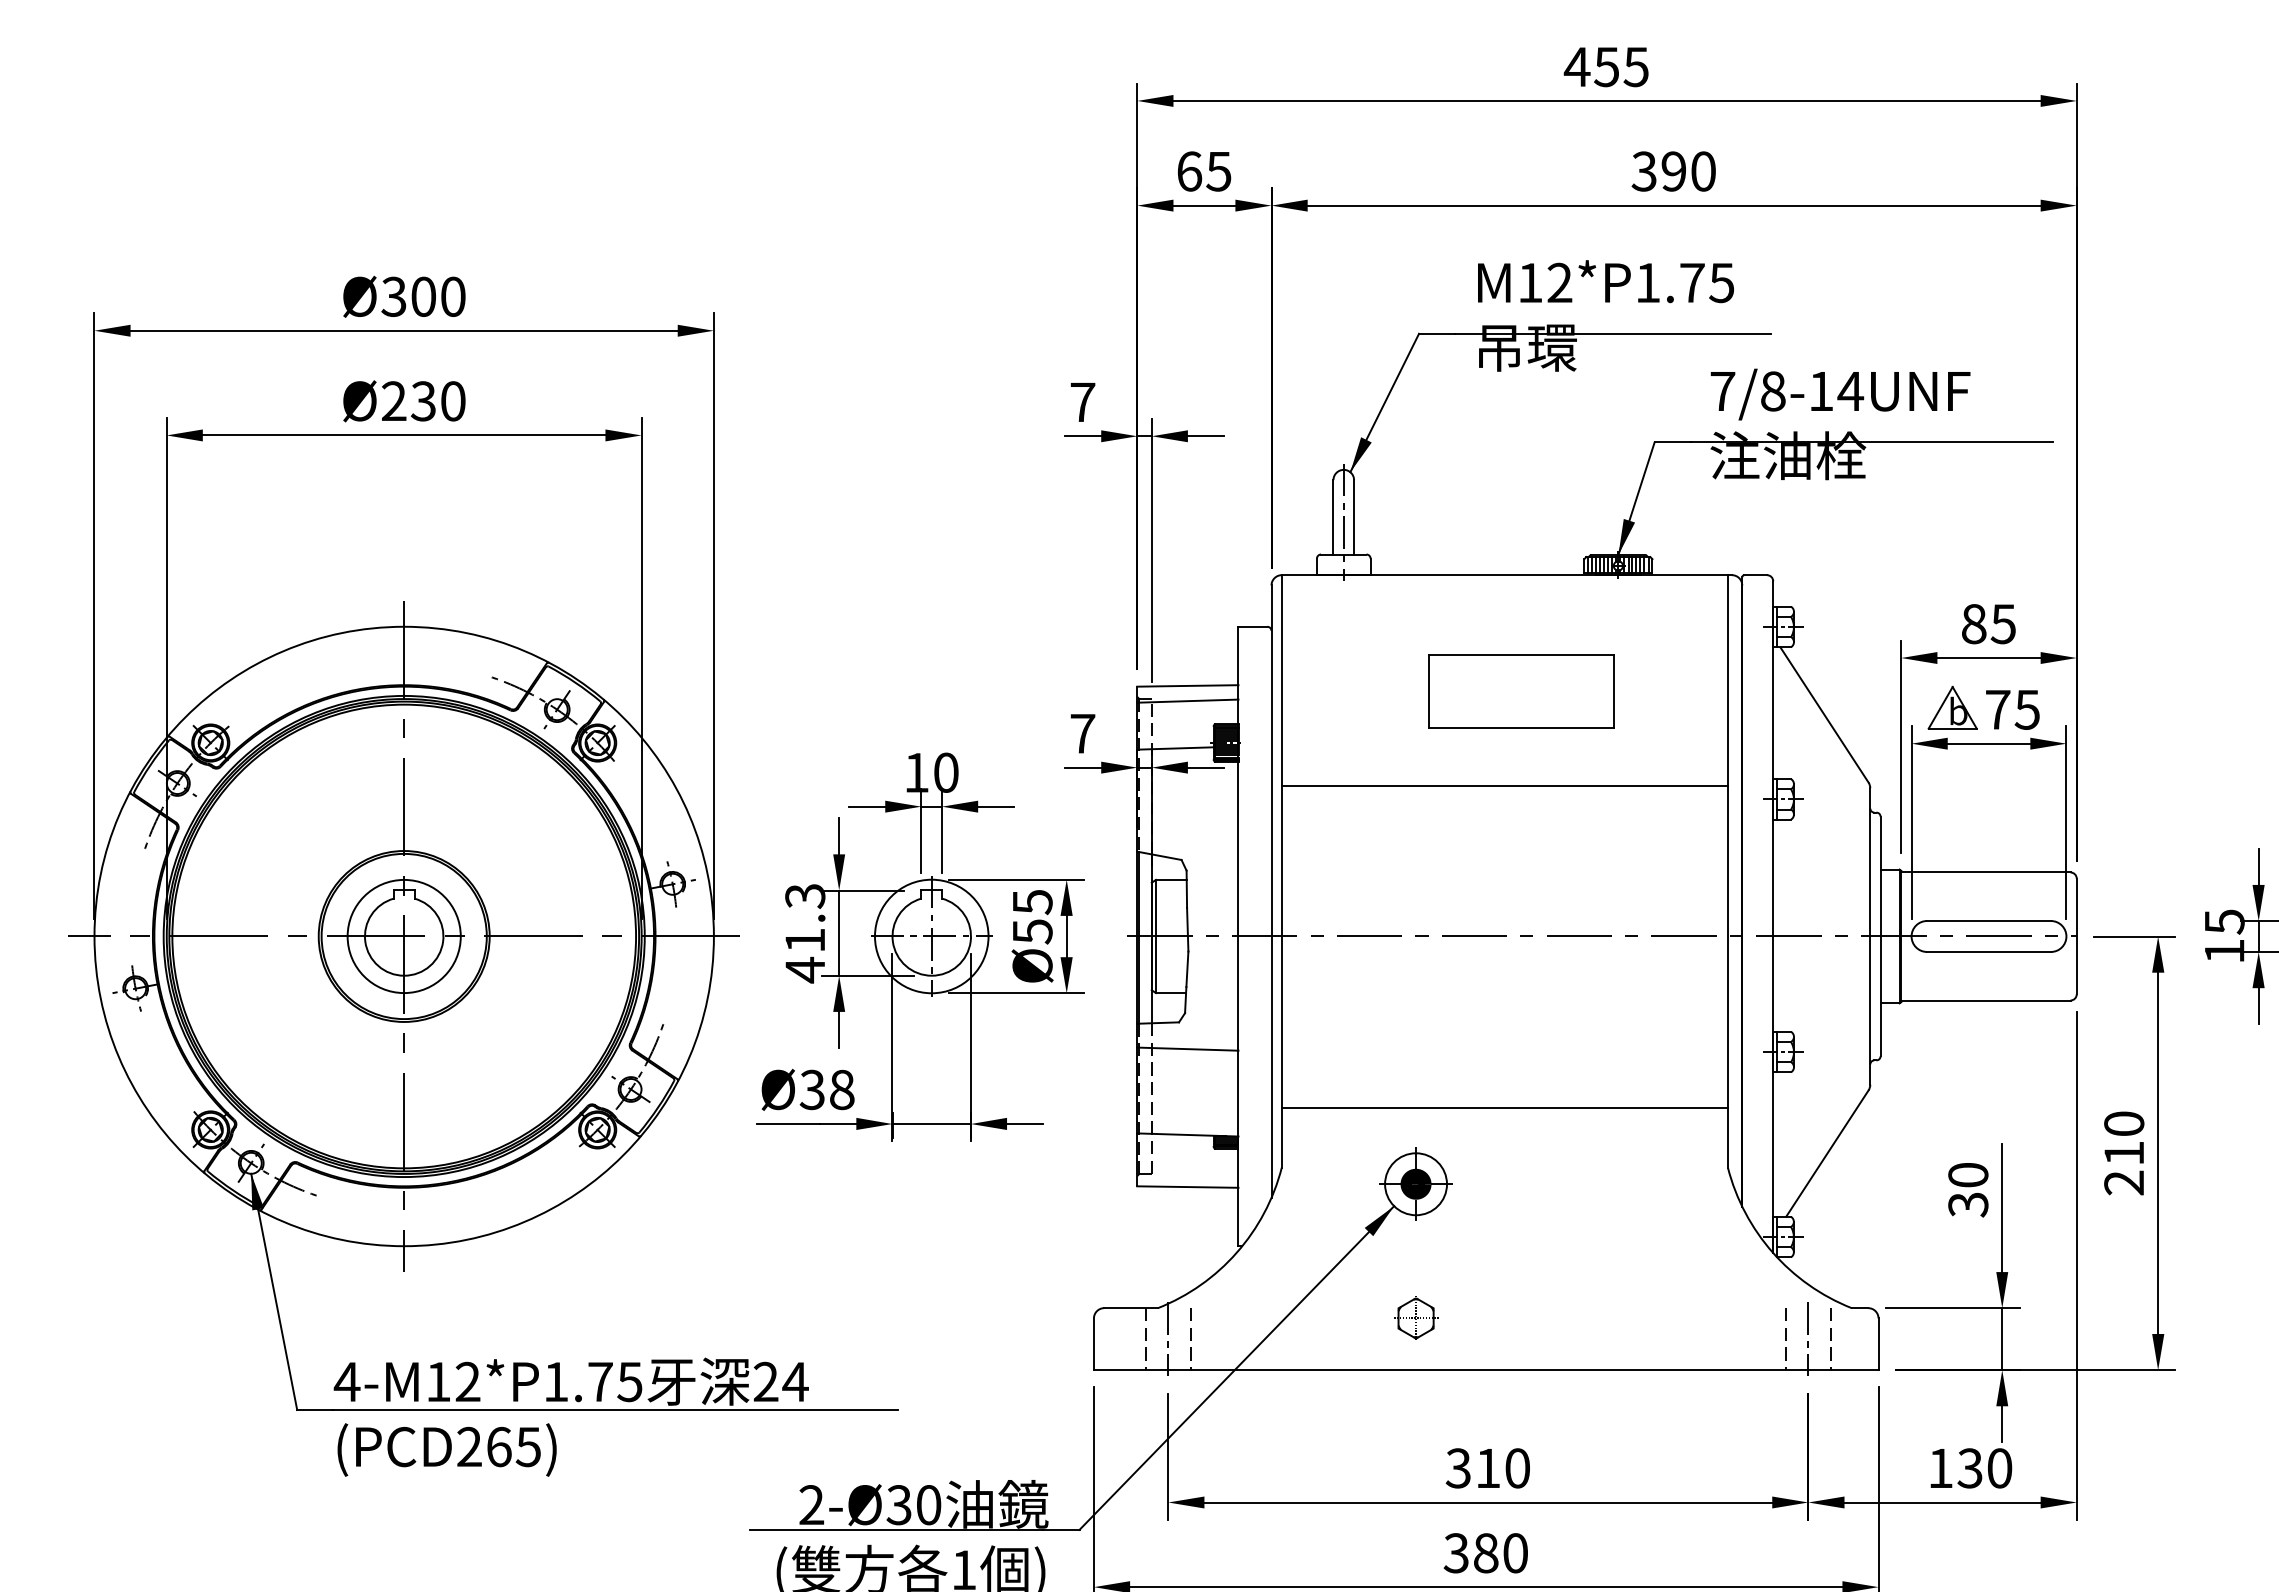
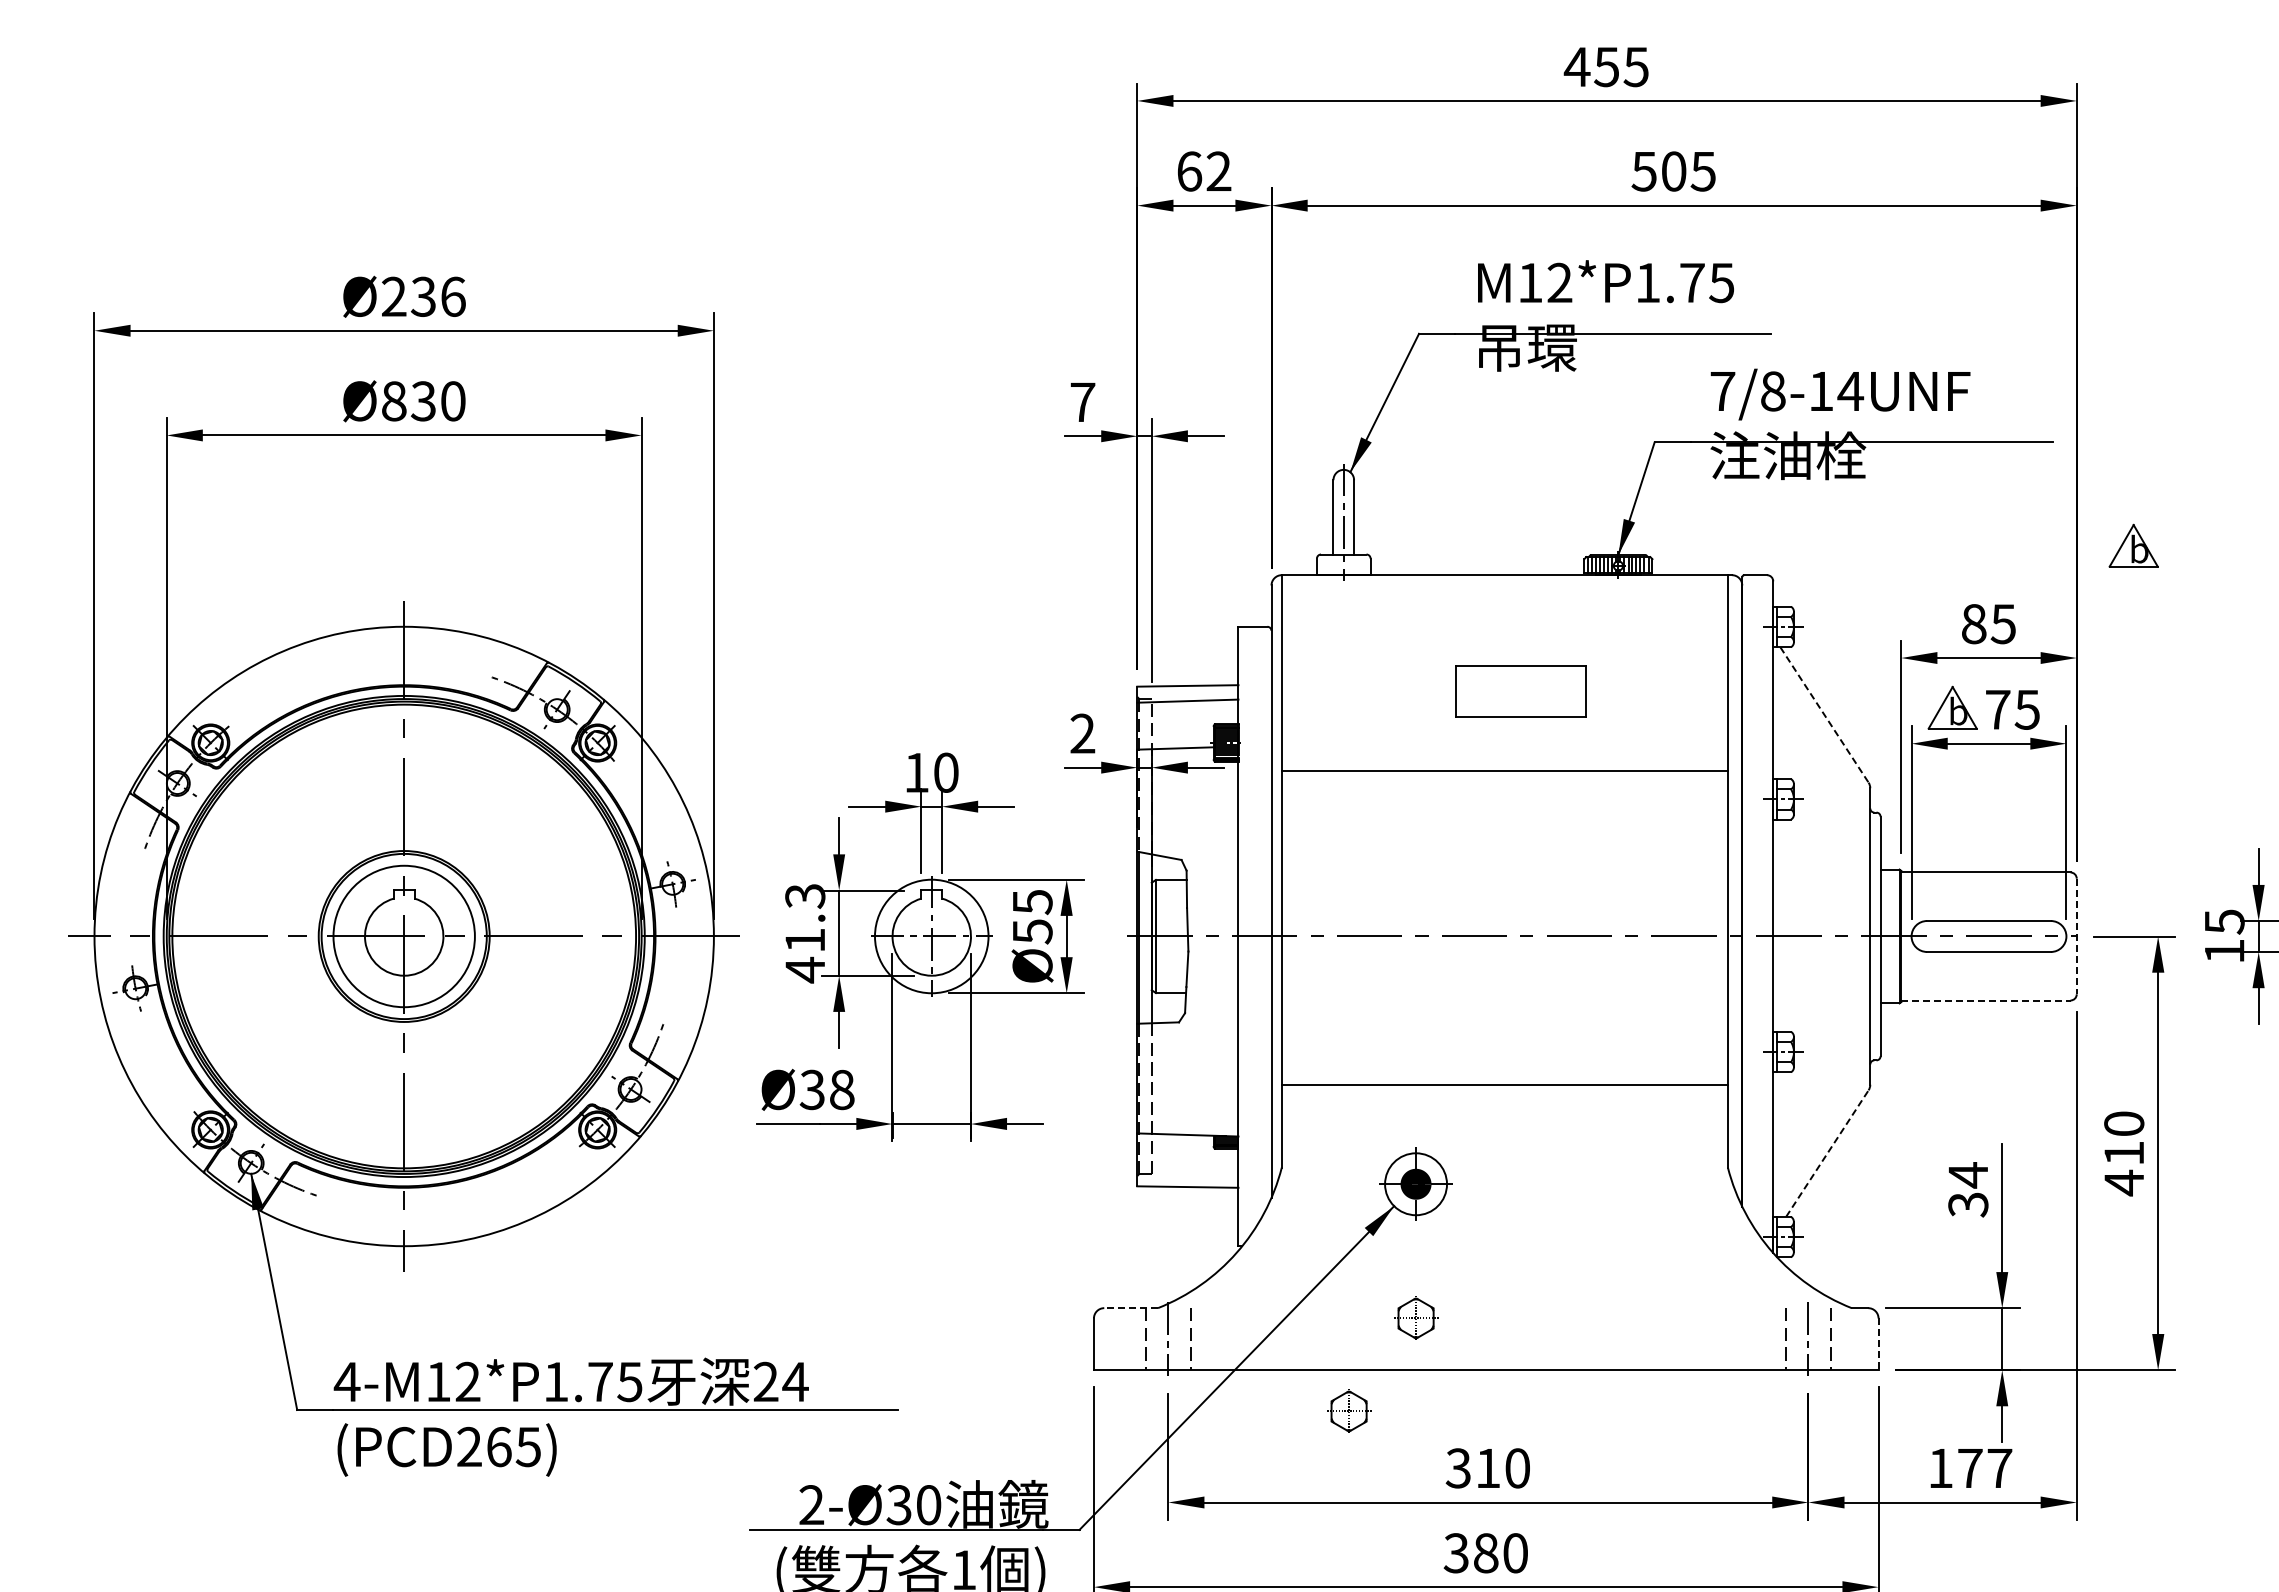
text: 65 -> 62 (1218, 171)
text: 390 -> 505 (1673, 171)
text: Ø300 -> Ø236 (423, 296)
text: Ø230 -> Ø830 (394, 401)
part: none -> present (2133, 545)
part size: 187x75 px -> 132x53 px (1520, 691)
line: solid -> dashed (1824, 714)
text: 7 -> 2 (1082, 733)
line position: (1504, 785) -> (1504, 770) (1504, 770)
circle diameter: 113 px -> 141 px (403, 936)
line: solid -> dashed (2076, 936)
line: solid -> dashed (1985, 1000)
line: present -> none (1187, 1048)
line position: (1504, 1107) -> (1504, 1084) (1504, 1084)
line: solid -> dashed (1827, 1153)
text: 30 -> 34 (1968, 1175)
text: 210 -> 410 (2123, 1182)
line: solid -> dashed (1131, 1308)
line: solid -> dashed (1878, 1344)
part: none -> present (1349, 1410)
text: 130 -> 177 (1984, 1468)
